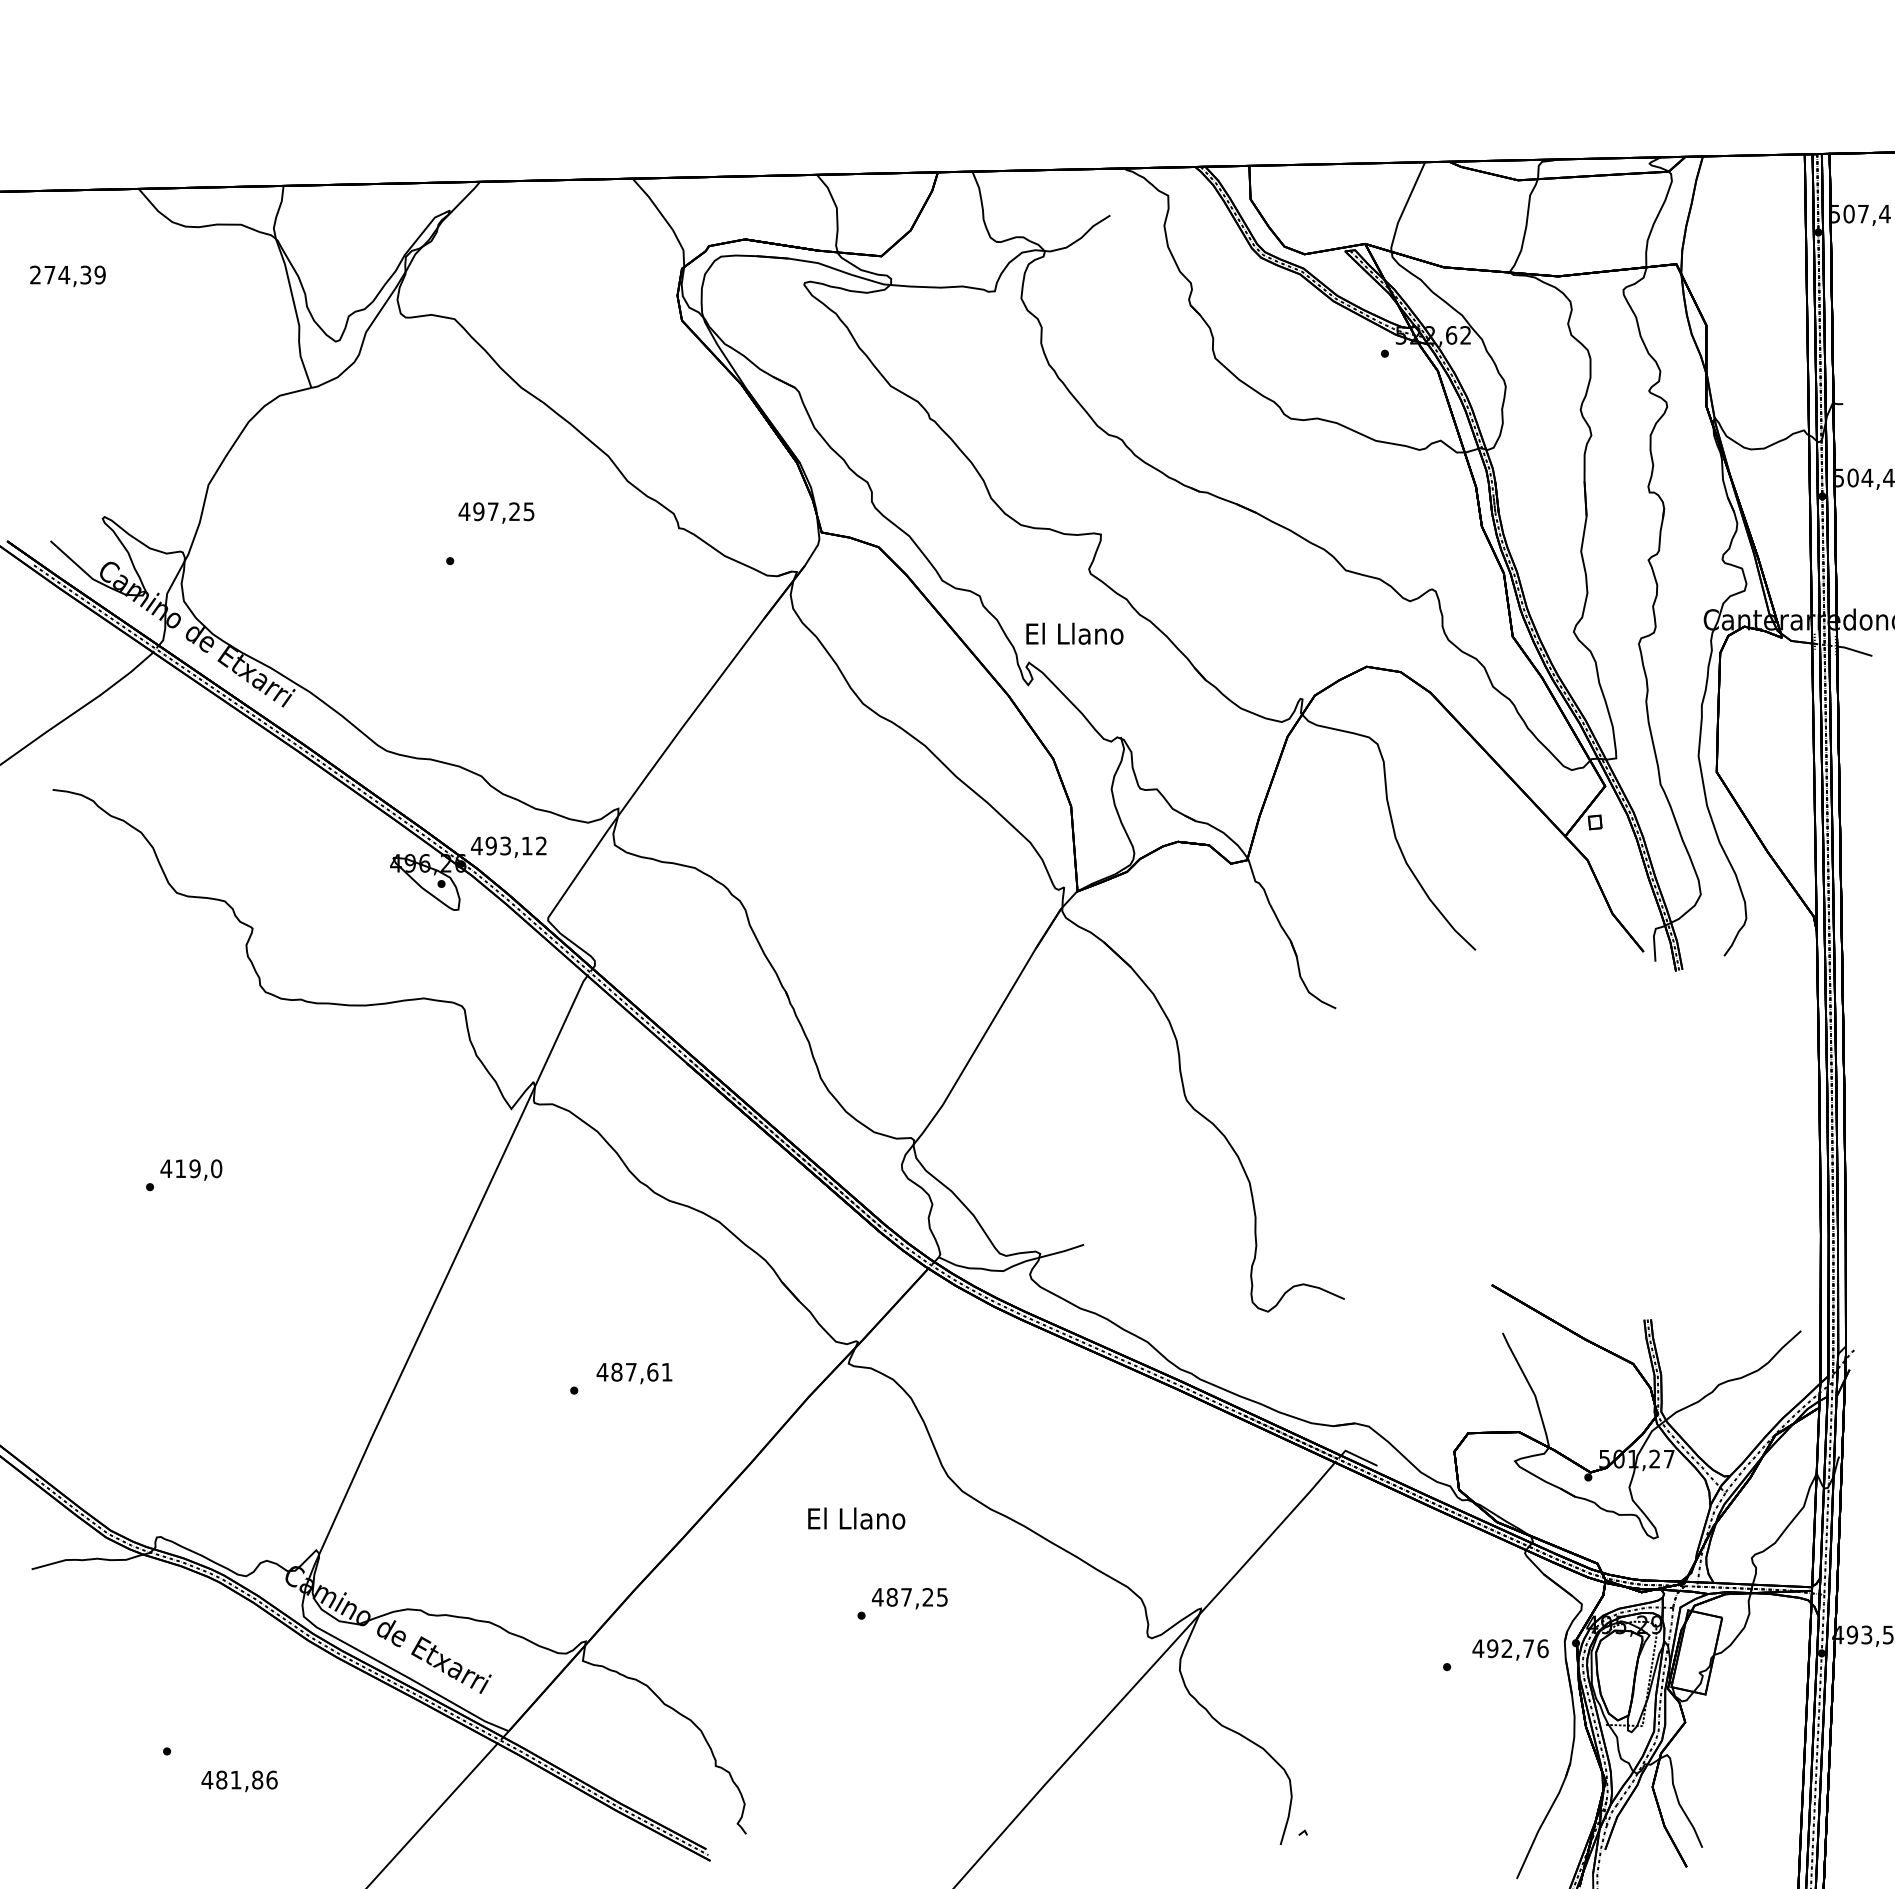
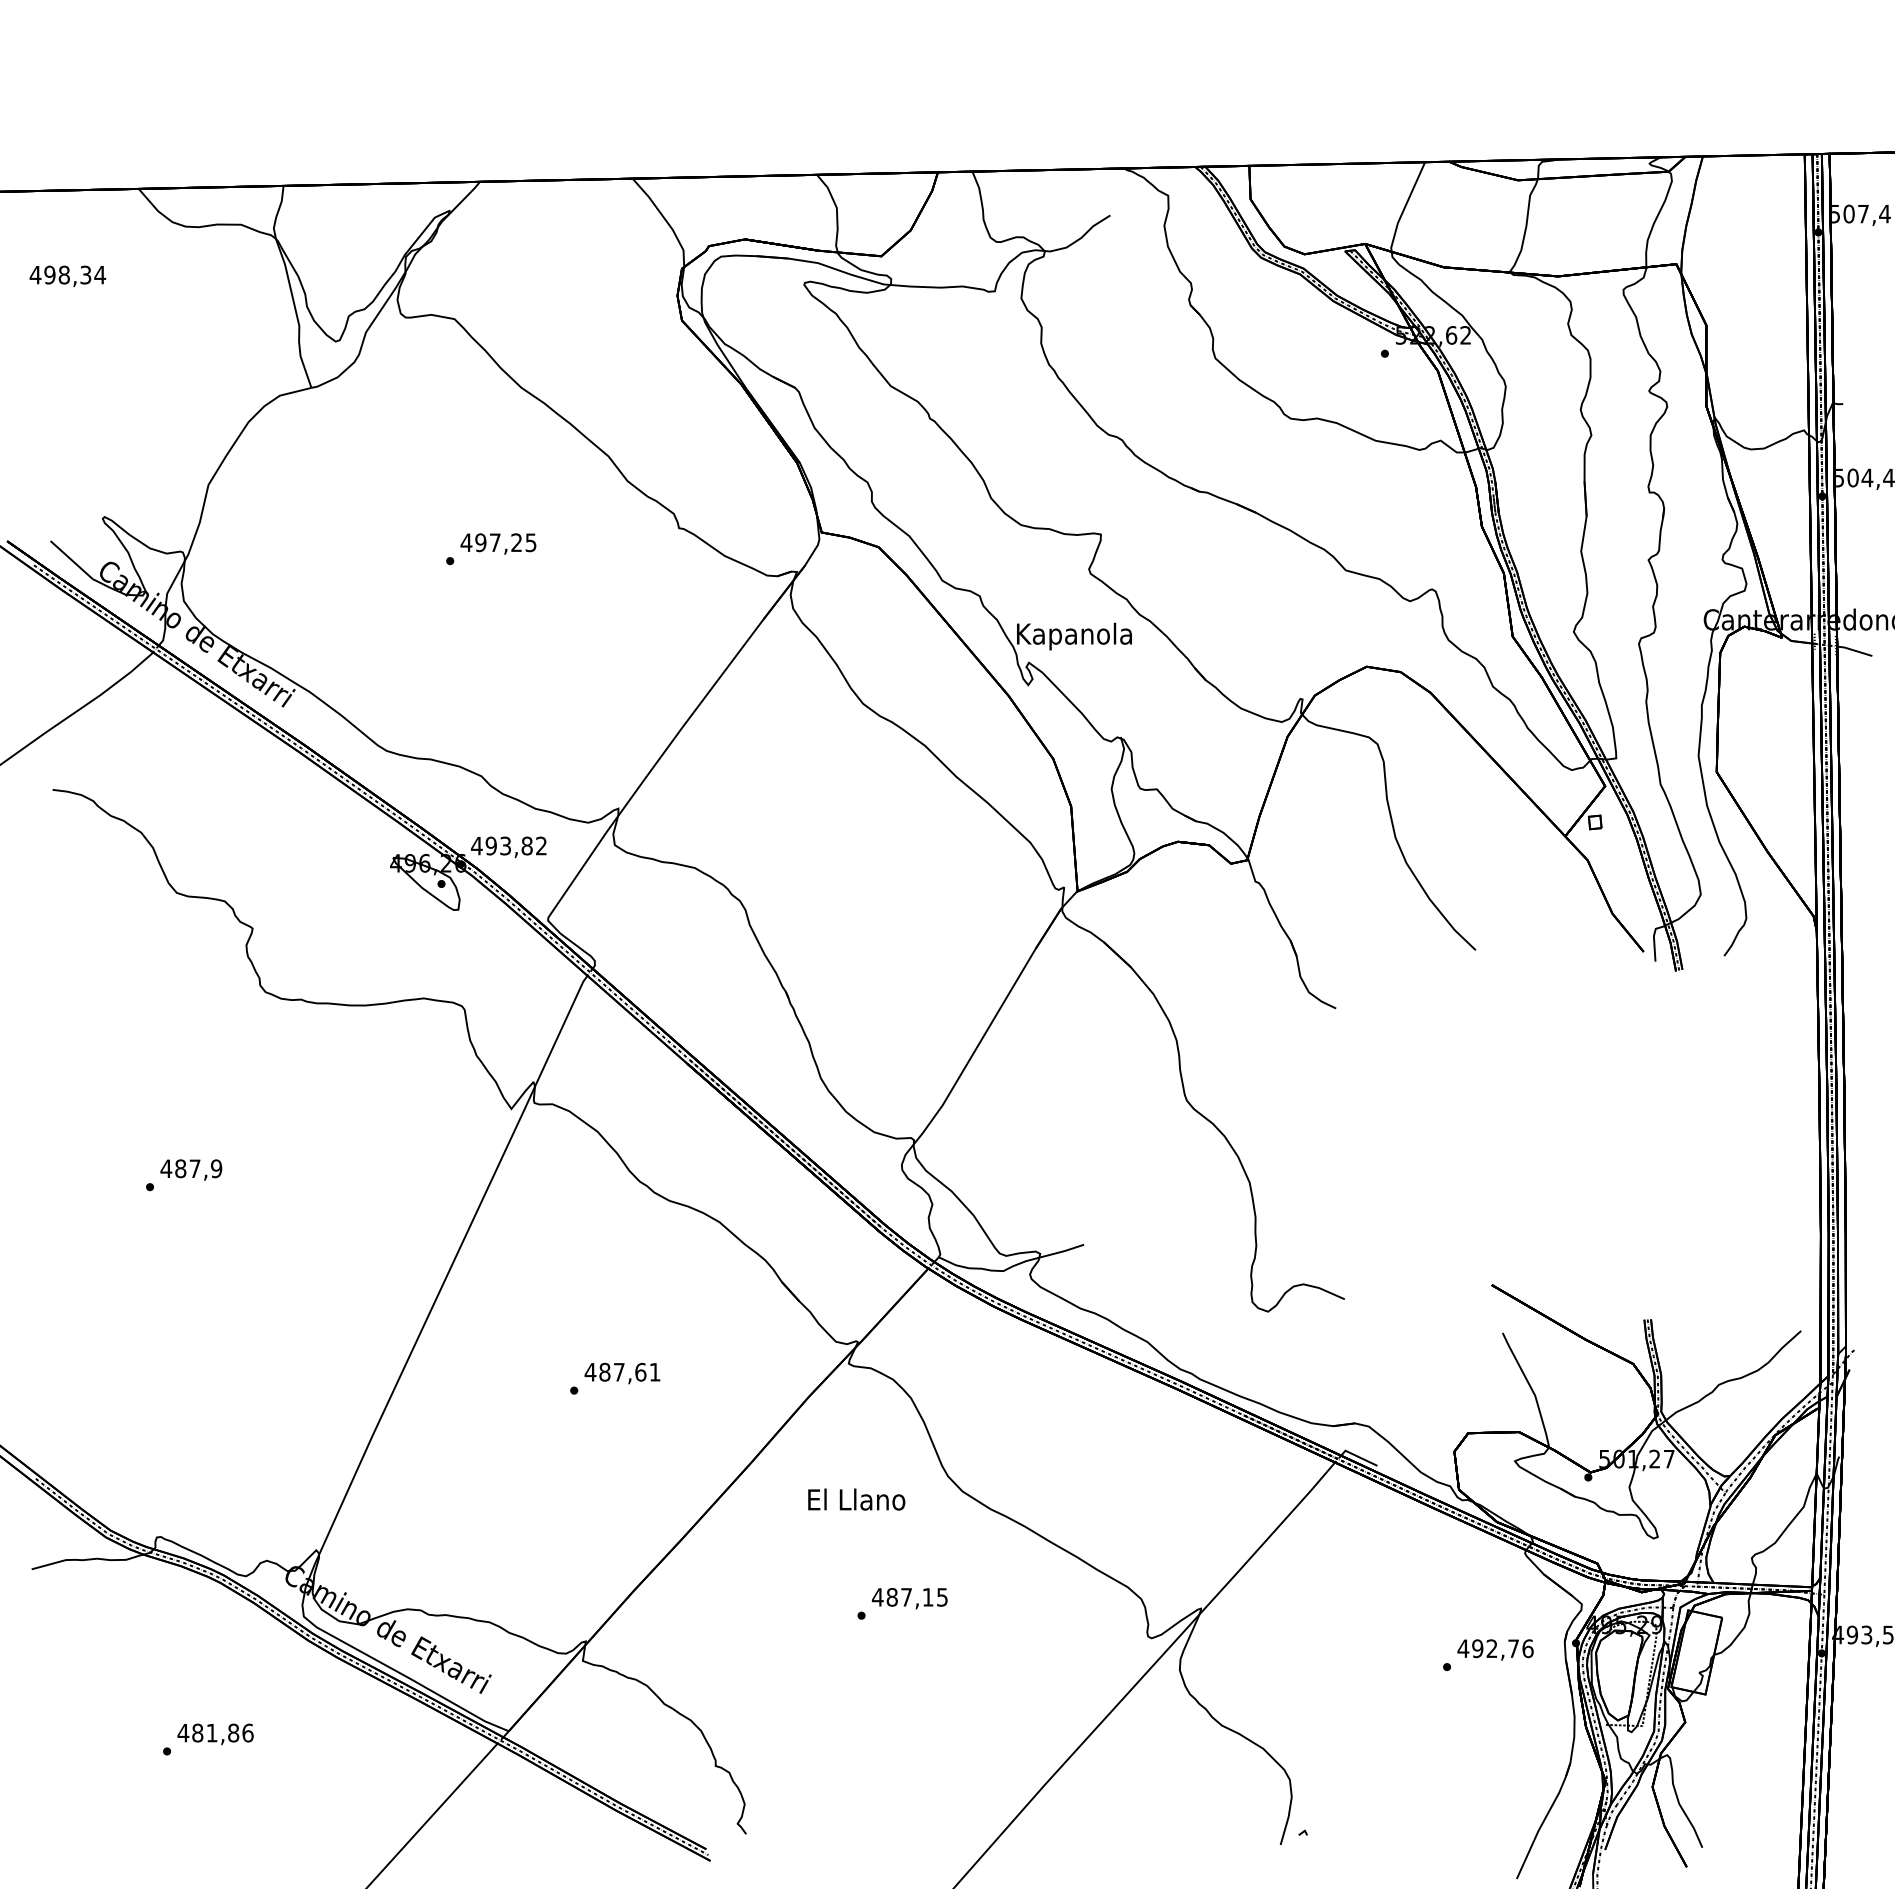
text: 274,39 -> 498,34 (67, 274)
text position: (496, 512) -> (498, 543) (498, 543)
text: El Llano -> Kapanola (1074, 636)
text: 493,12 -> 493,82 (526, 845)
text: 419,0 -> 487,9 (198, 1168)
text position: (634, 1373) -> (622, 1373) (622, 1373)
text position: (856, 1518) -> (856, 1499) (856, 1499)
text: 487,25 -> 487,15 (927, 1597)
text position: (1510, 1649) -> (1495, 1649) (1495, 1649)
text position: (239, 1781) -> (215, 1734) (215, 1734)
